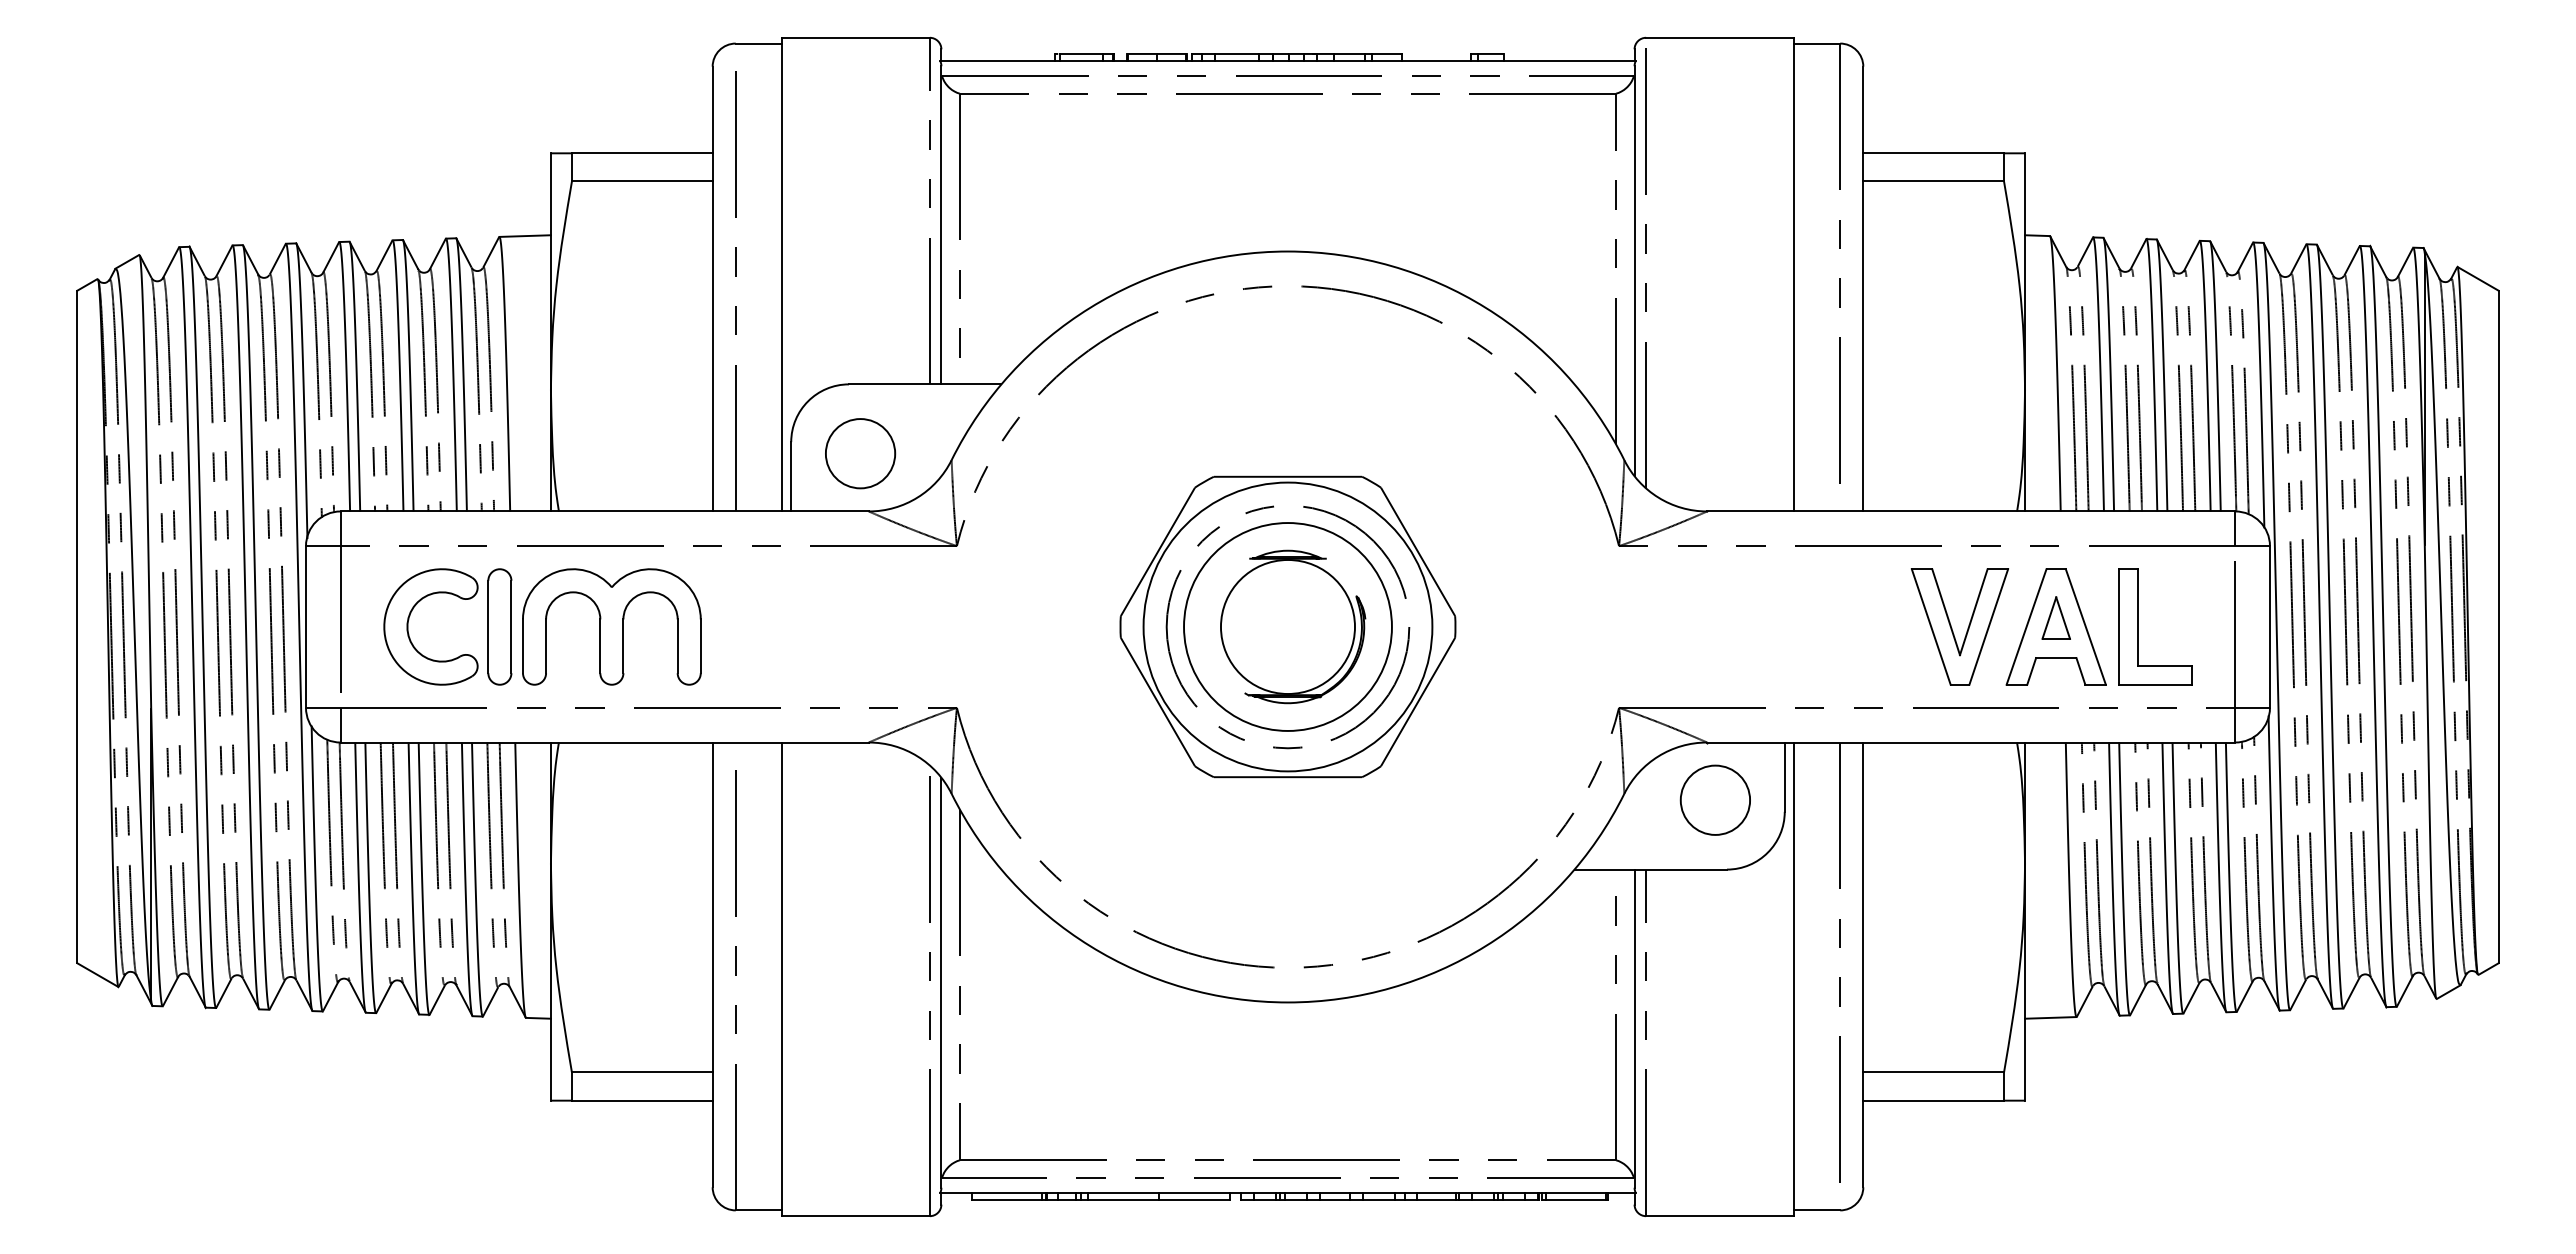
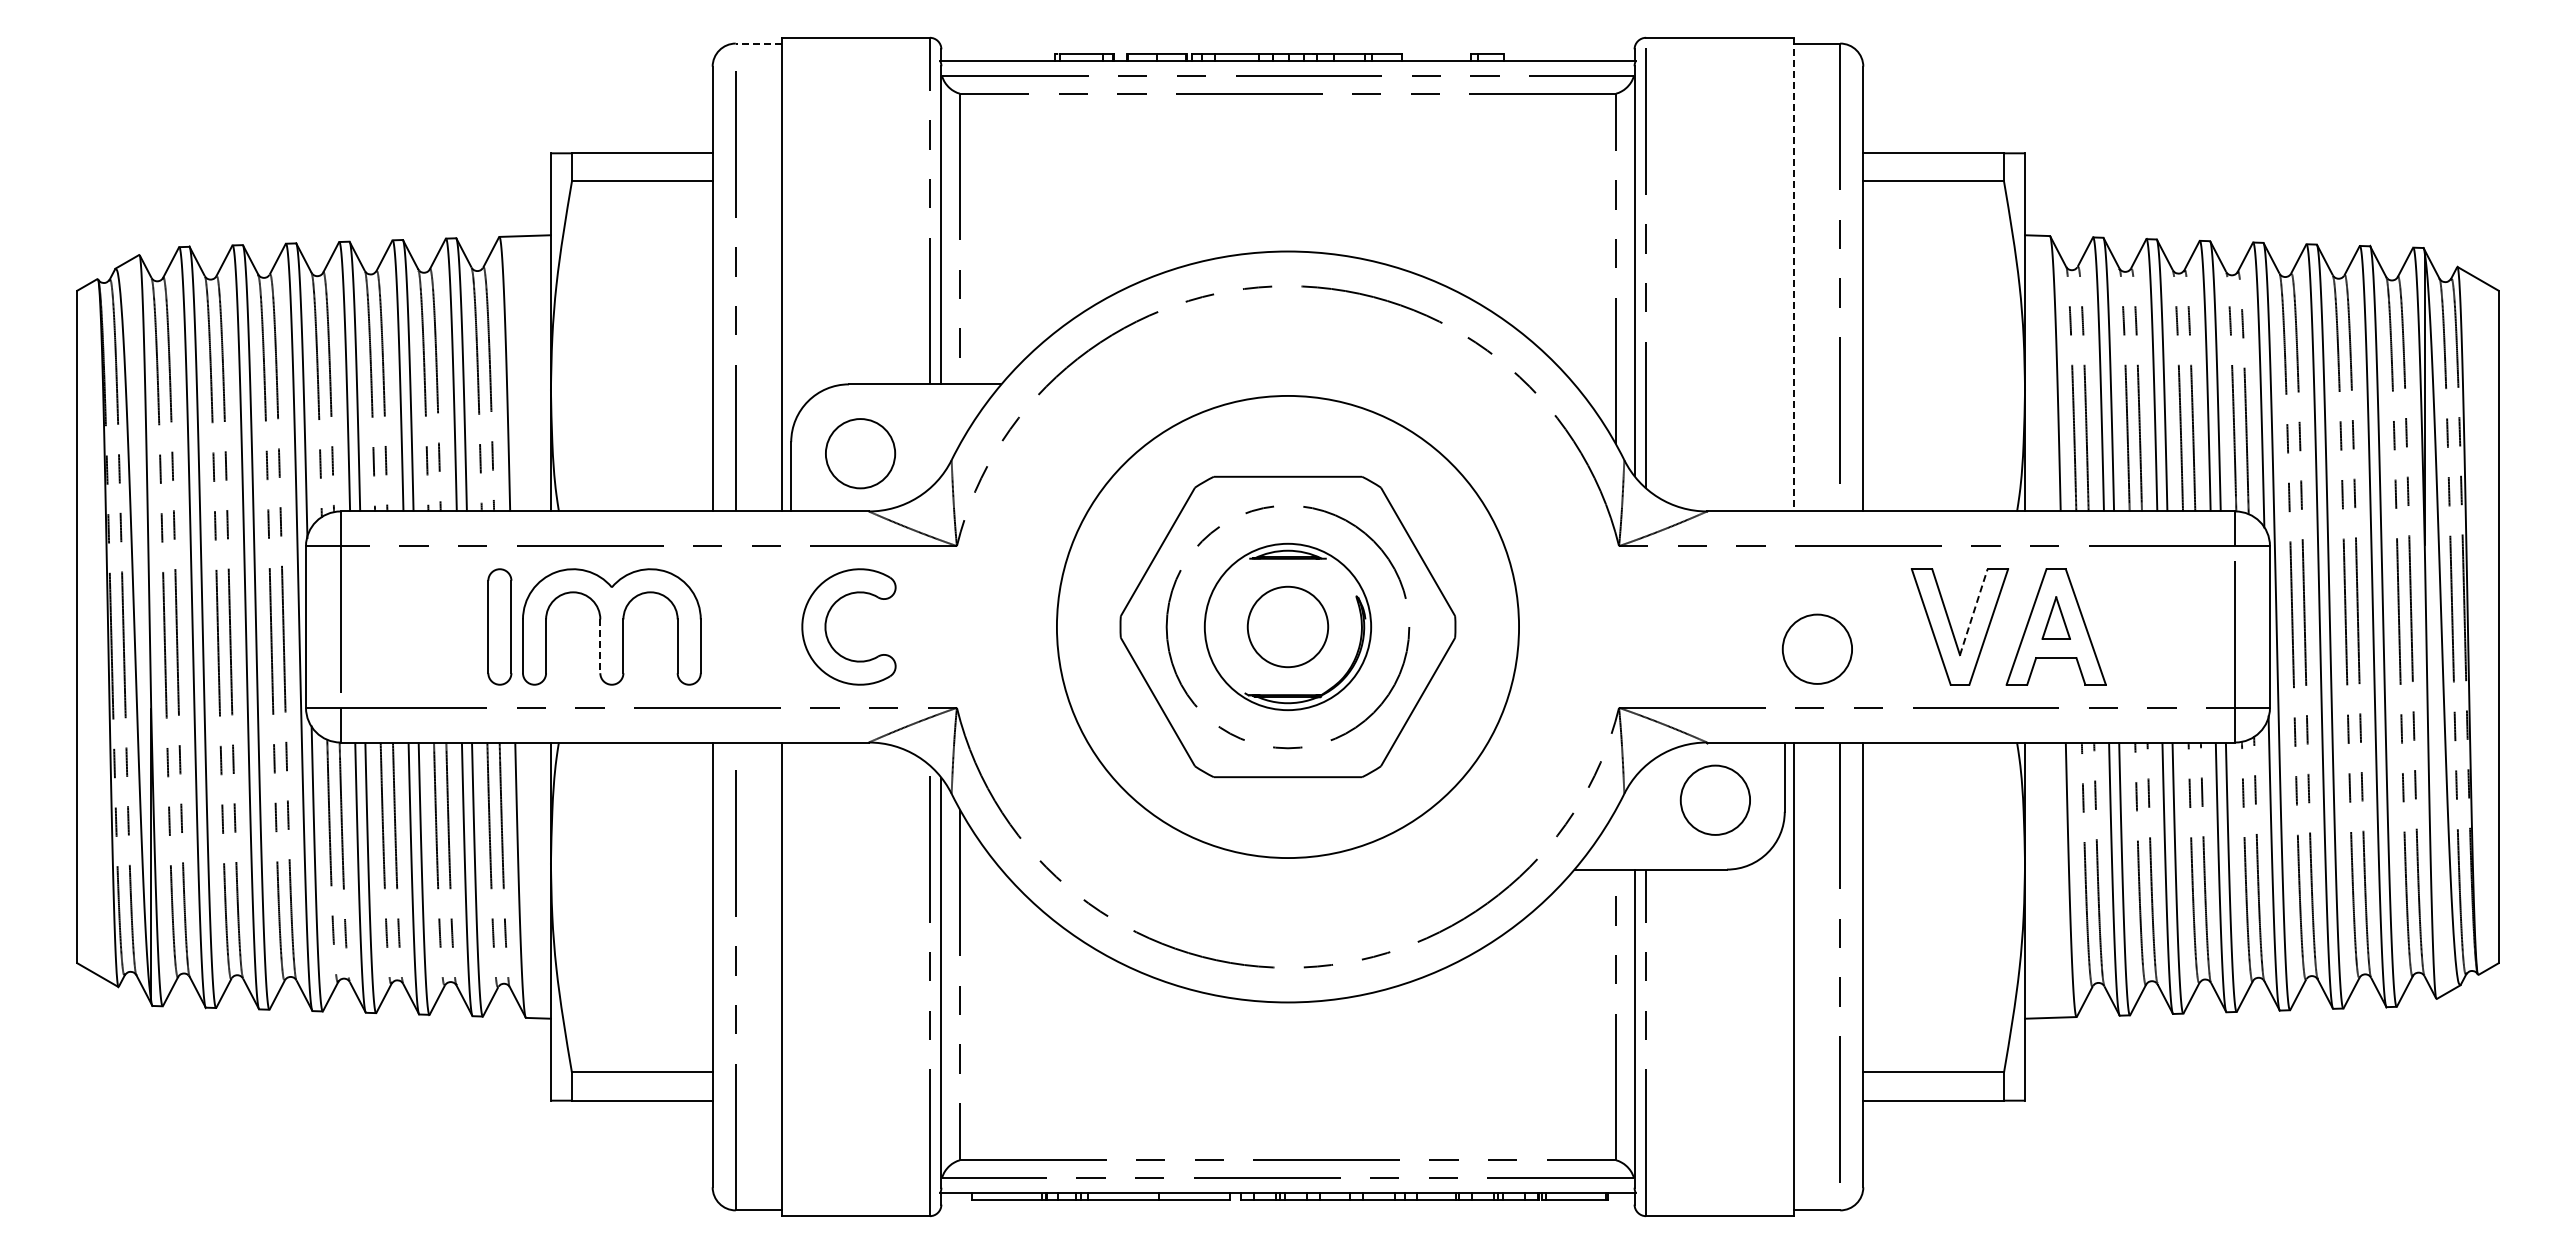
line: solid -> dashed (758, 43)
line: solid -> dashed (1794, 274)
line: solid -> dashed (1973, 611)
part position: (408, 626) -> (826, 626) (826, 626)
circle diameter: 134 px -> 80 px (1287, 626)
circle diameter: 208 px -> 166 px (1287, 626)
circle diameter: 289 px -> 462 px (1287, 626)
part: present -> none (2138, 626)
line: solid -> dashed (600, 646)
circle: none -> present (1816, 648)
